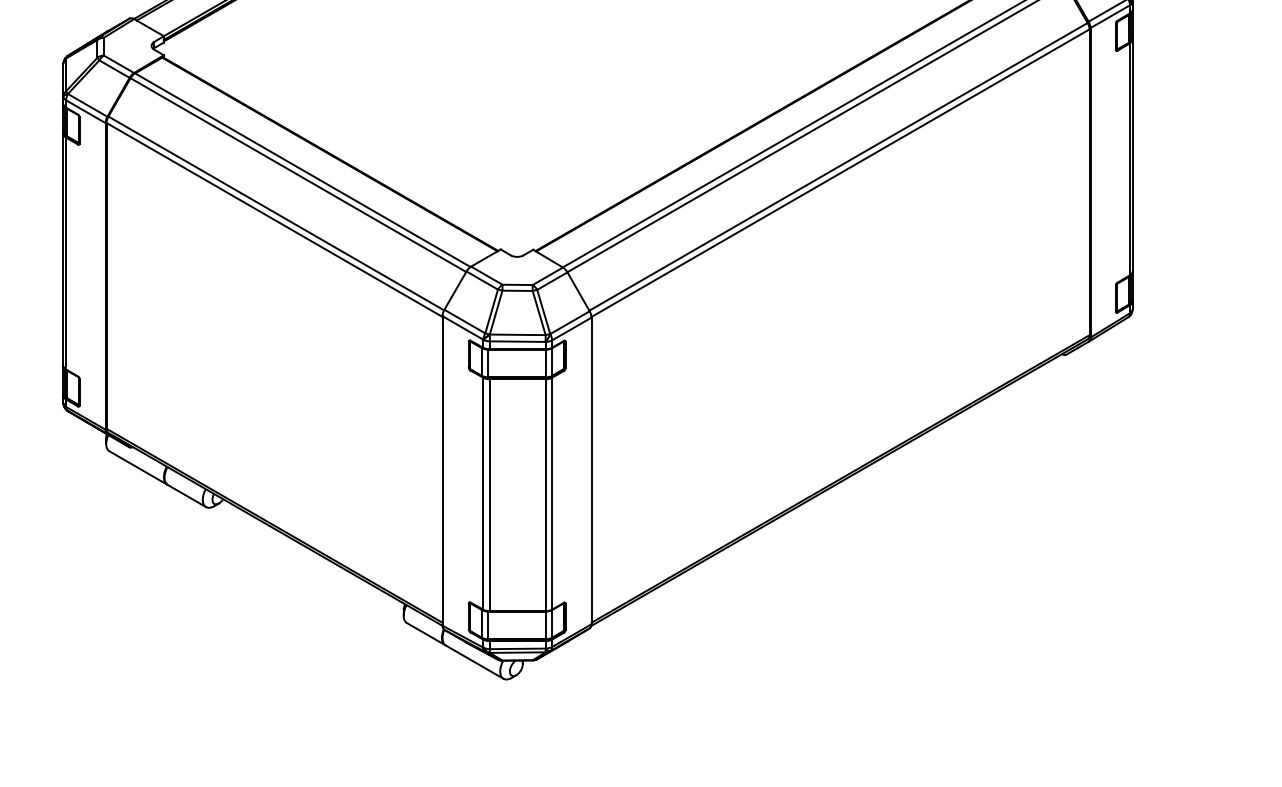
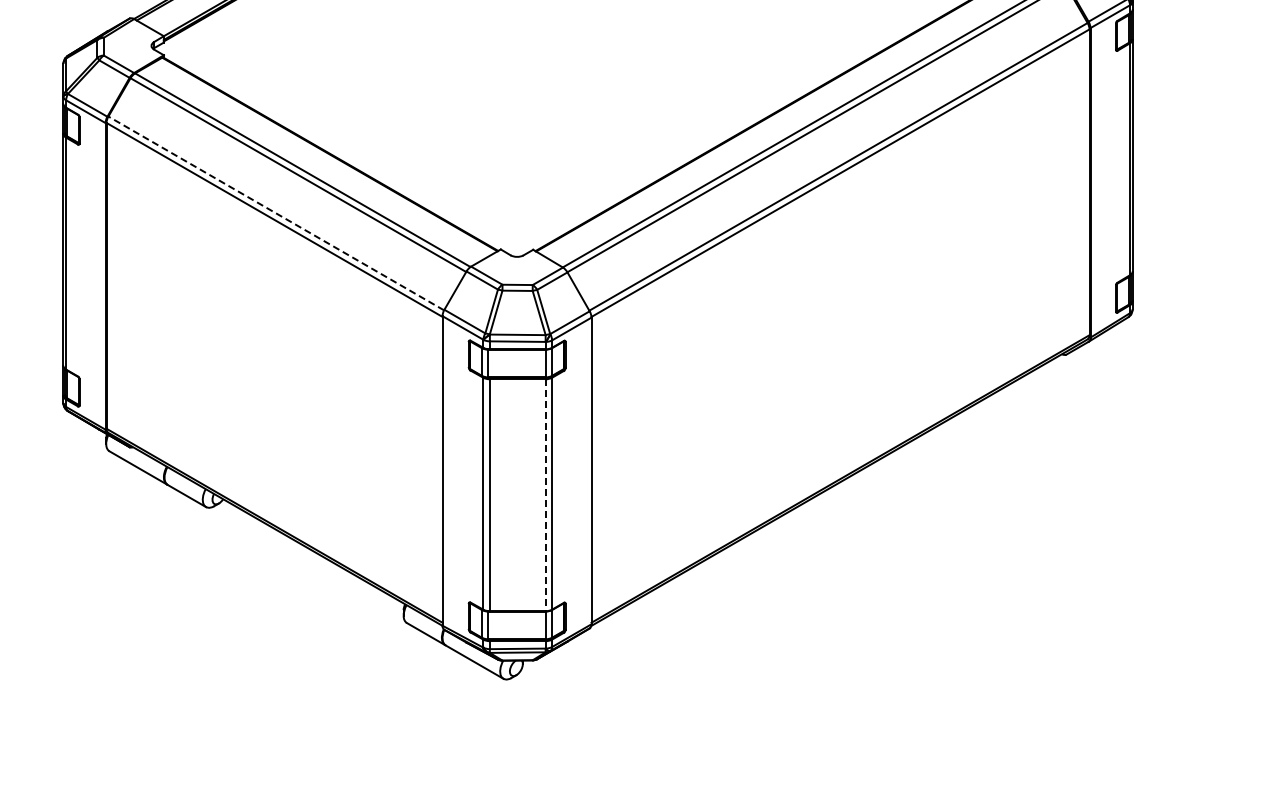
line: solid -> dashed (276, 213)
line: solid -> dashed (545, 495)
